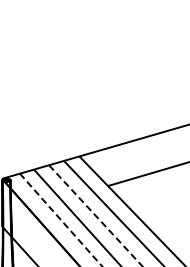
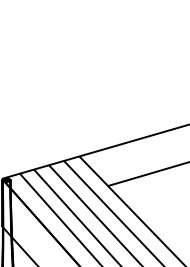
line: dashed -> solid (95, 215)
line: dashed -> solid (61, 220)
